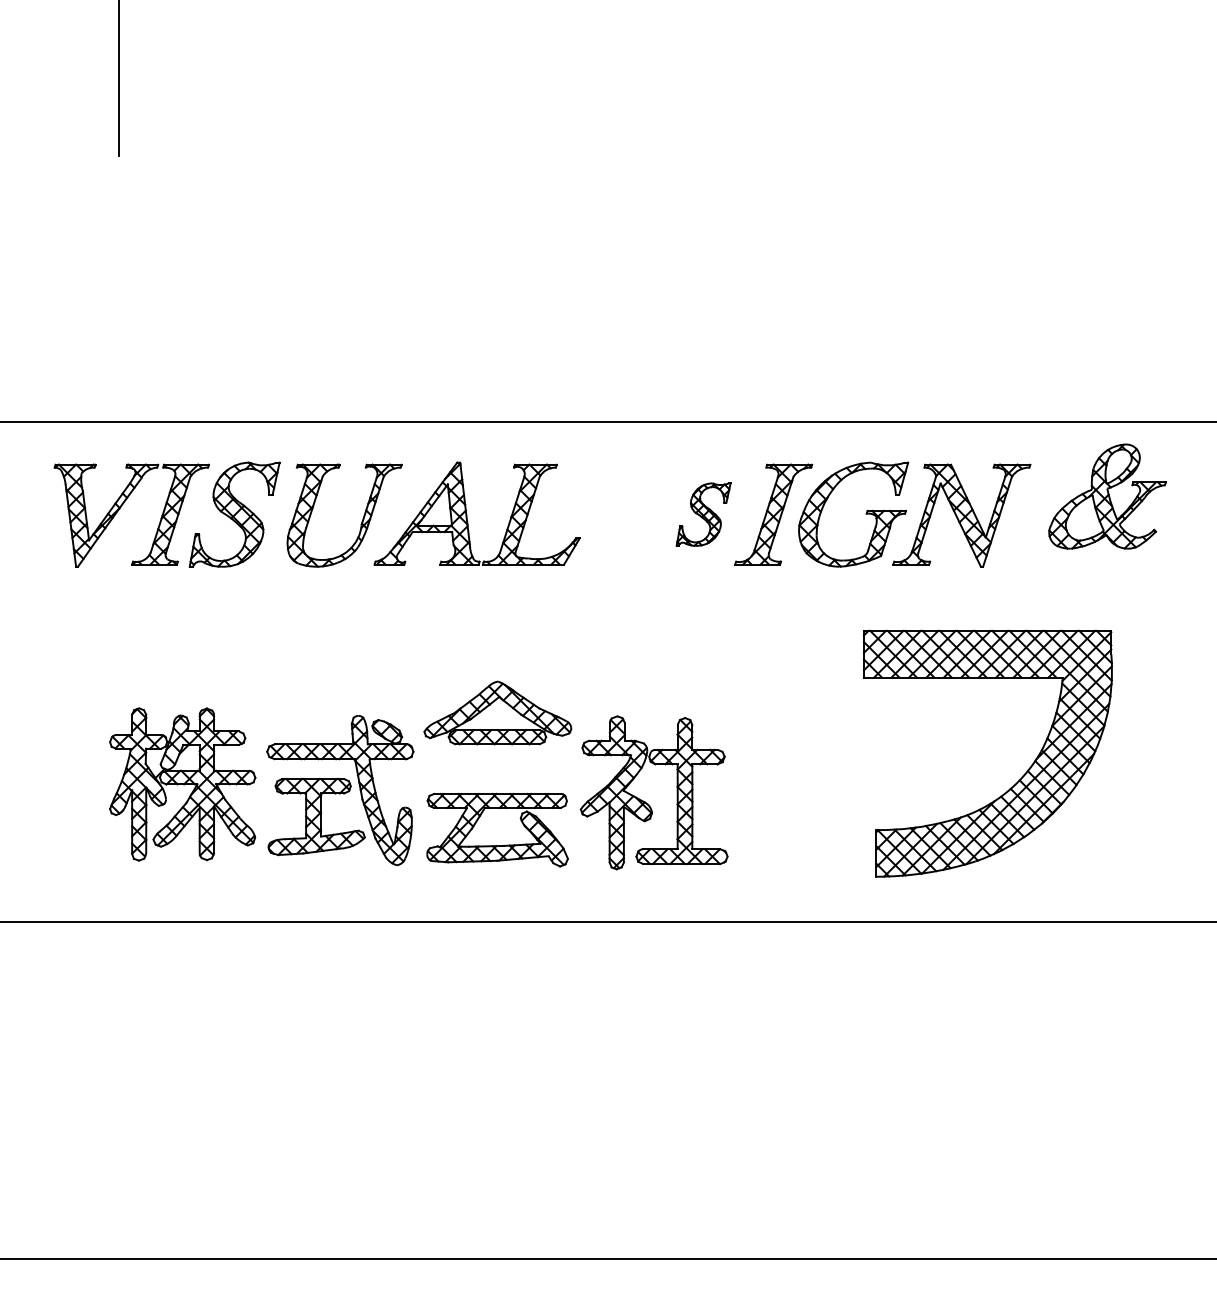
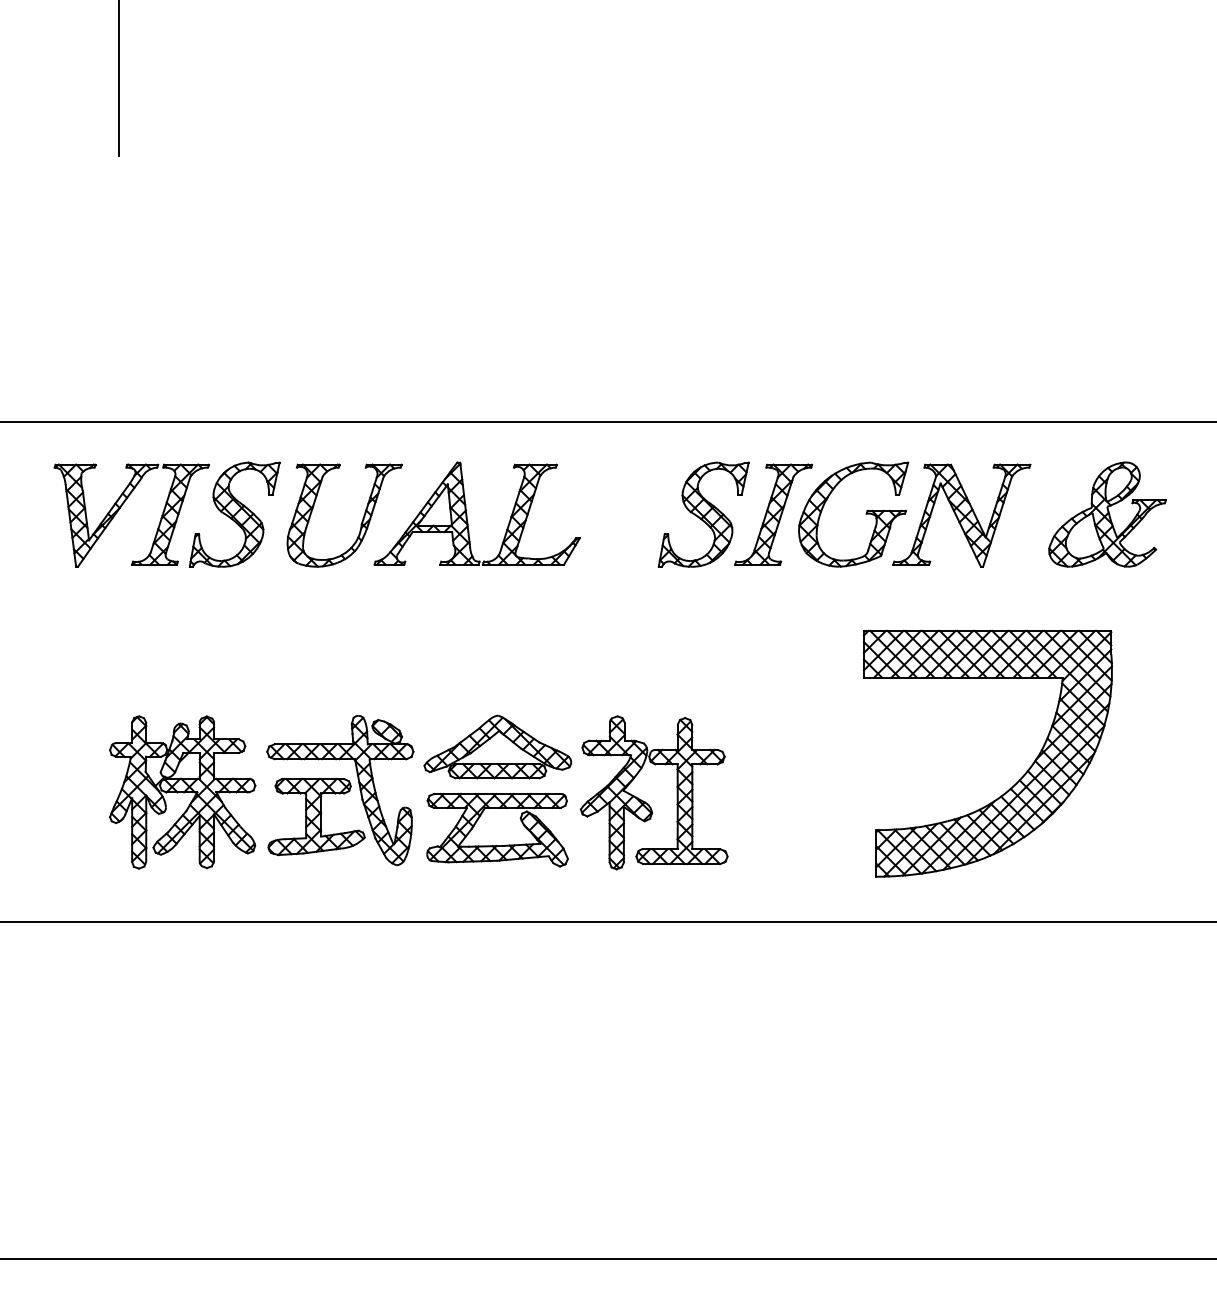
part position: (1107, 496) -> (1107, 514) (1107, 514)
part size: 57x65 px -> 93x107 px (703, 514)
part position: (497, 712) -> (497, 746) (497, 746)
part position: (182, 784) -> (182, 792) (182, 792)
